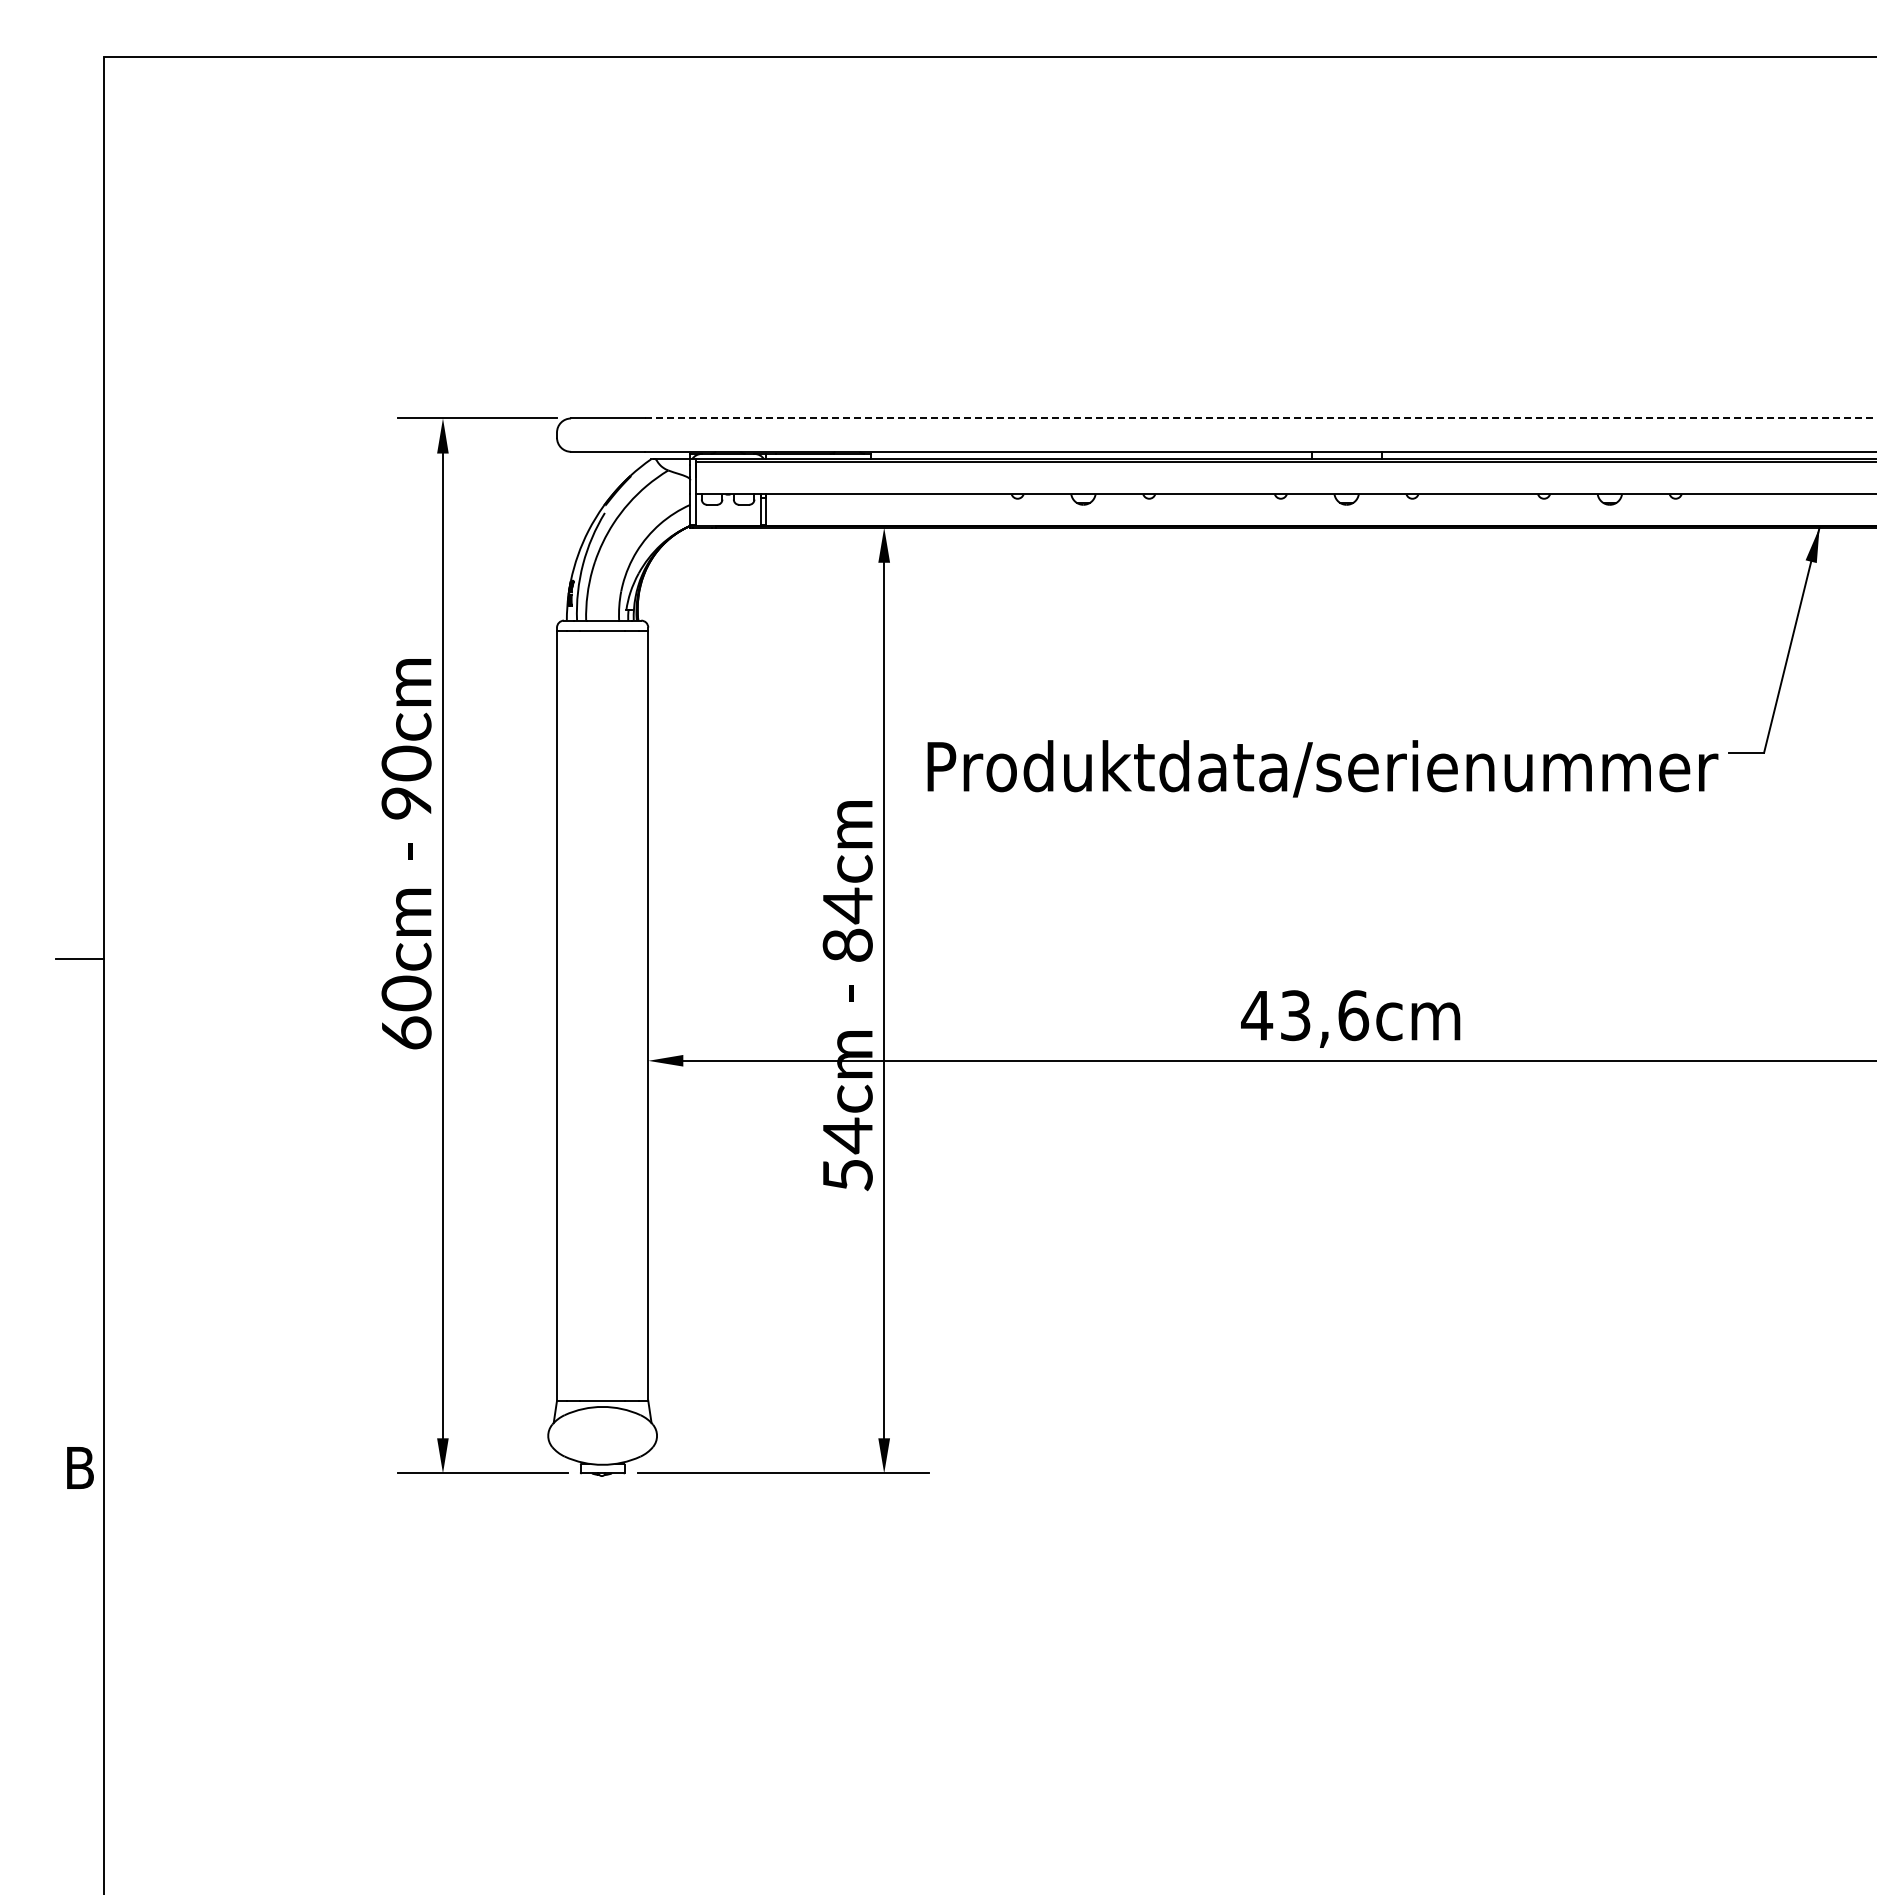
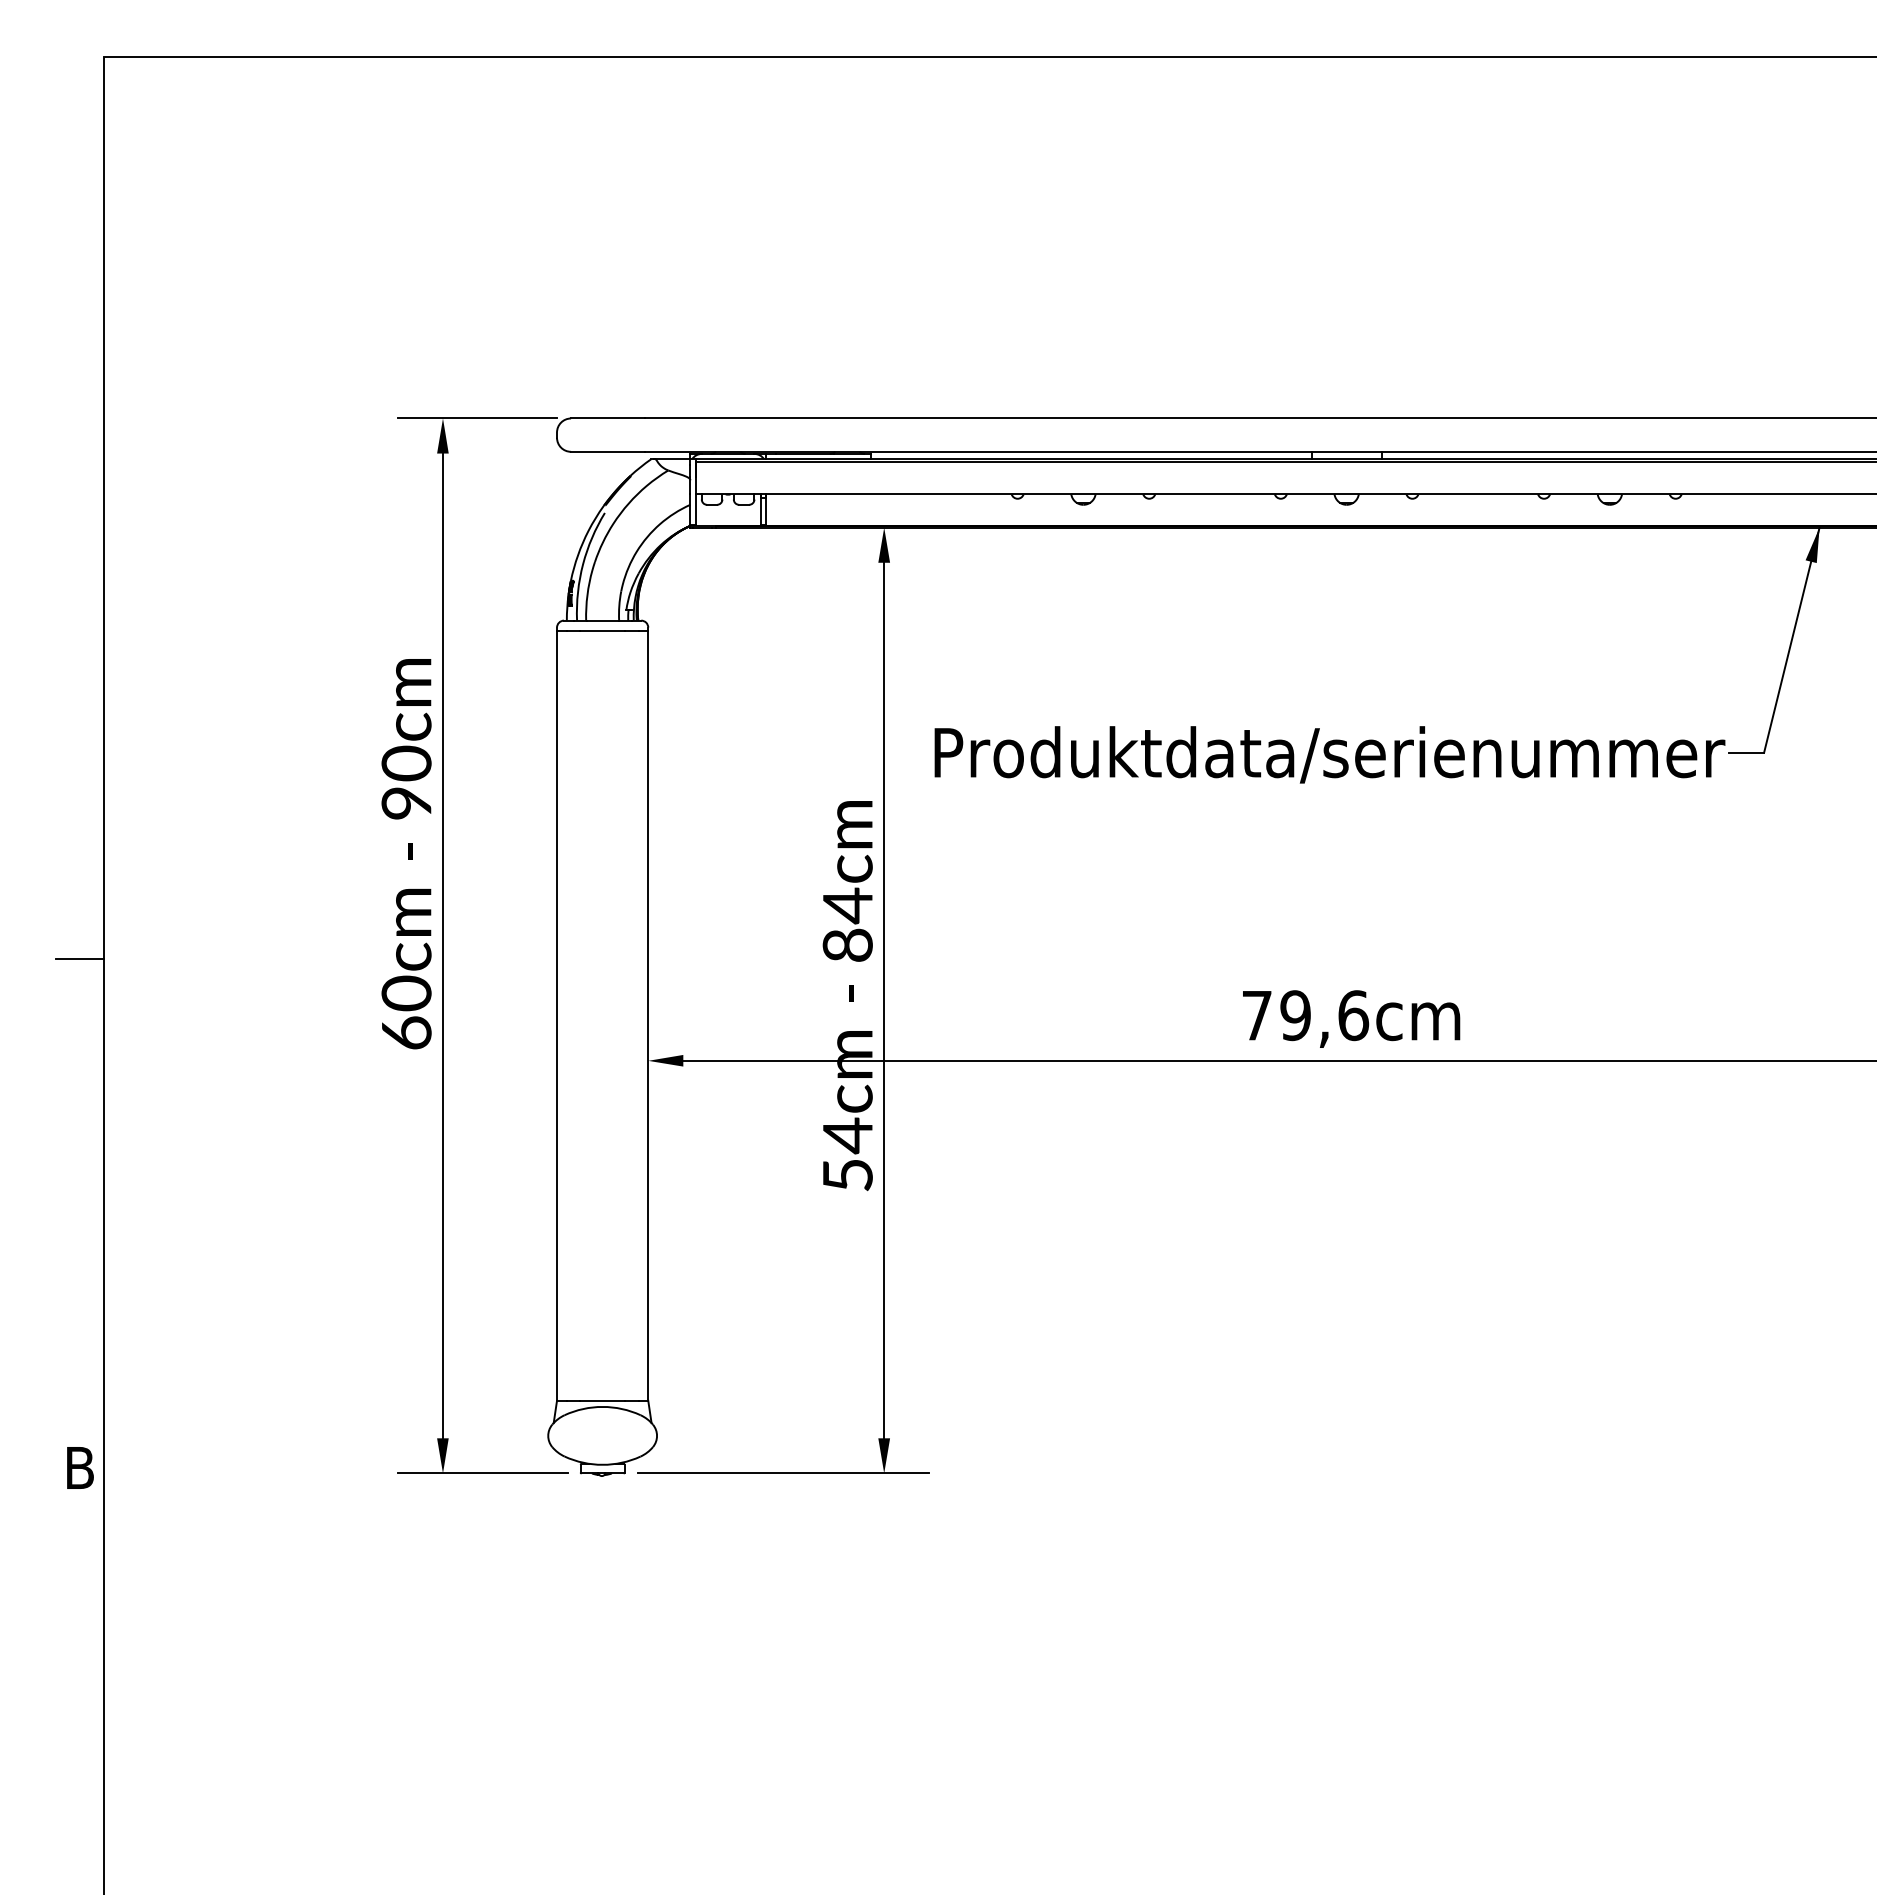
line: dashed -> solid (1260, 418)
text position: (1322, 768) -> (1329, 754) (1329, 754)
text: 43,6cm -> 79,6cm (1275, 1015)
